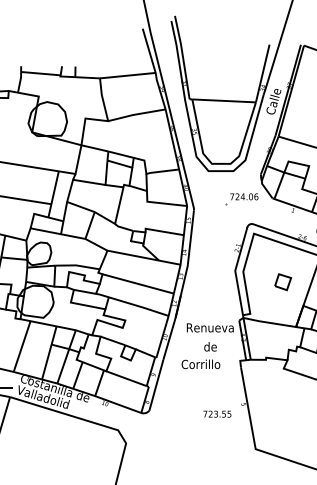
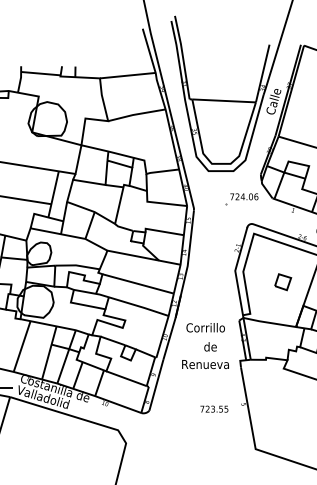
text: Renueva -> Corrillo (209, 327)
text: Corrillo -> Renueva (204, 364)
text position: (217, 413) -> (214, 408) (214, 408)
